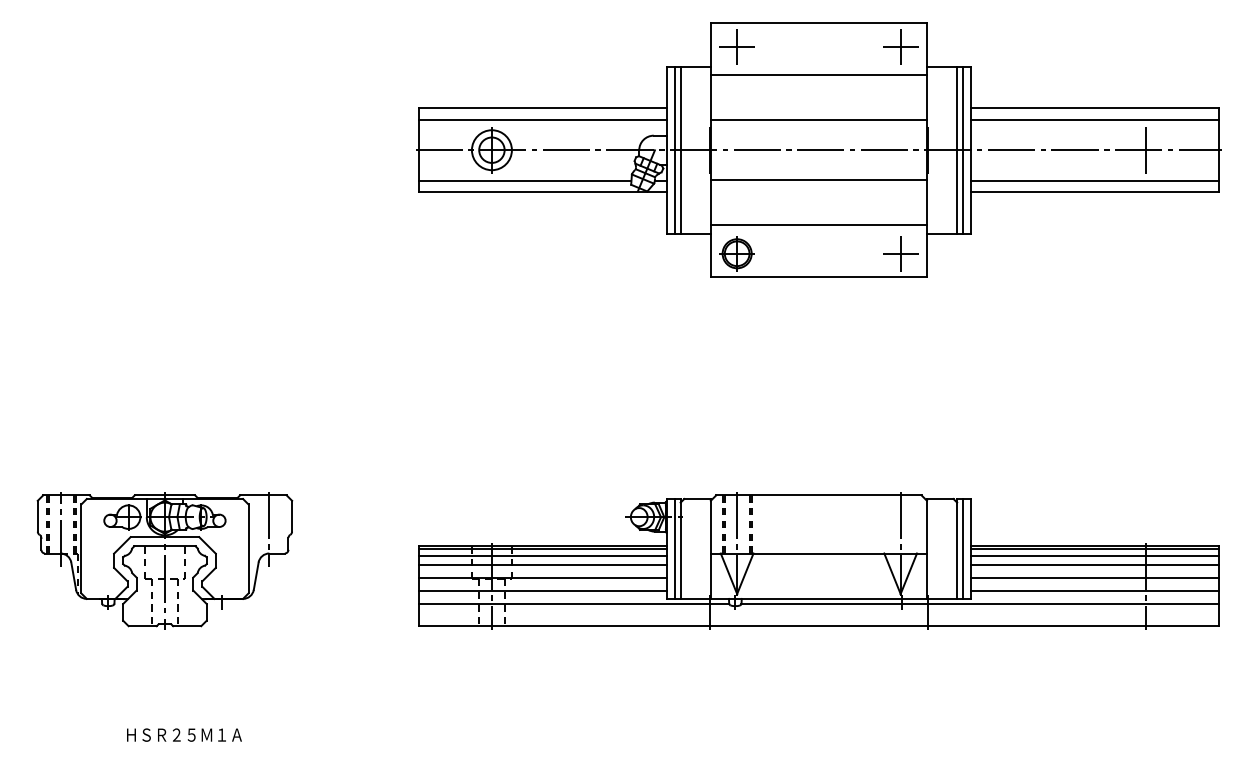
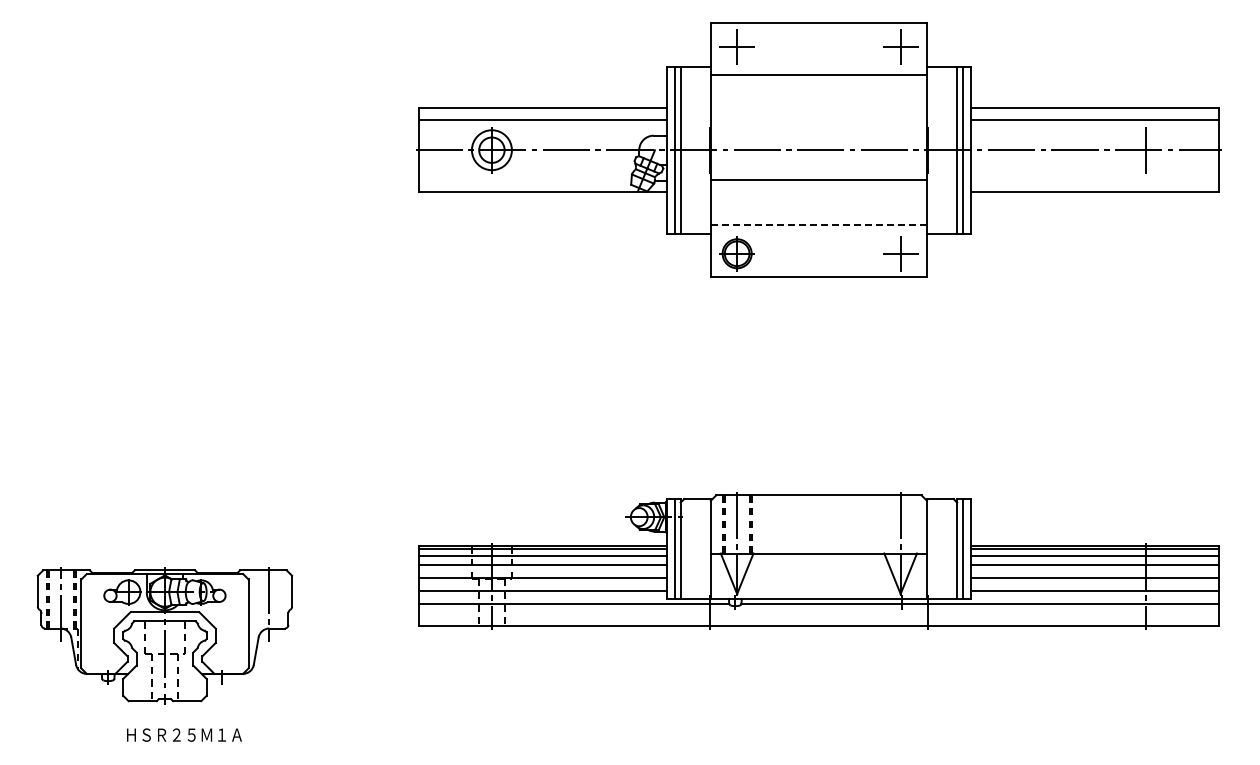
line: present -> none (818, 120)
line: present -> none (525, 180)
line: present -> none (1094, 180)
line: solid -> dashed (819, 225)
part position: (164, 560) -> (164, 635) (164, 635)
